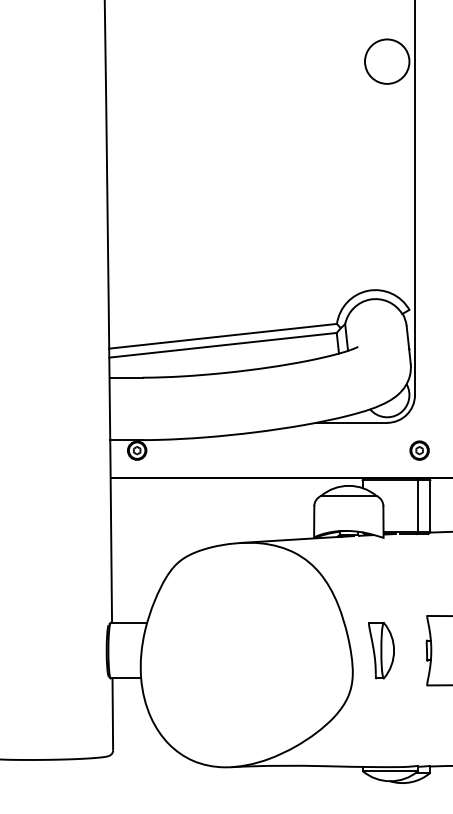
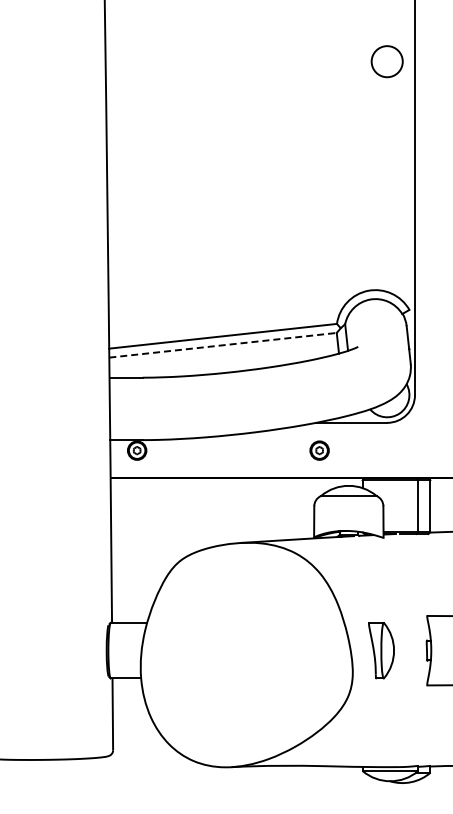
circle diameter: 44 px -> 31 px (386, 61)
line: solid -> dashed (223, 345)
part position: (419, 450) -> (319, 450) (319, 450)
